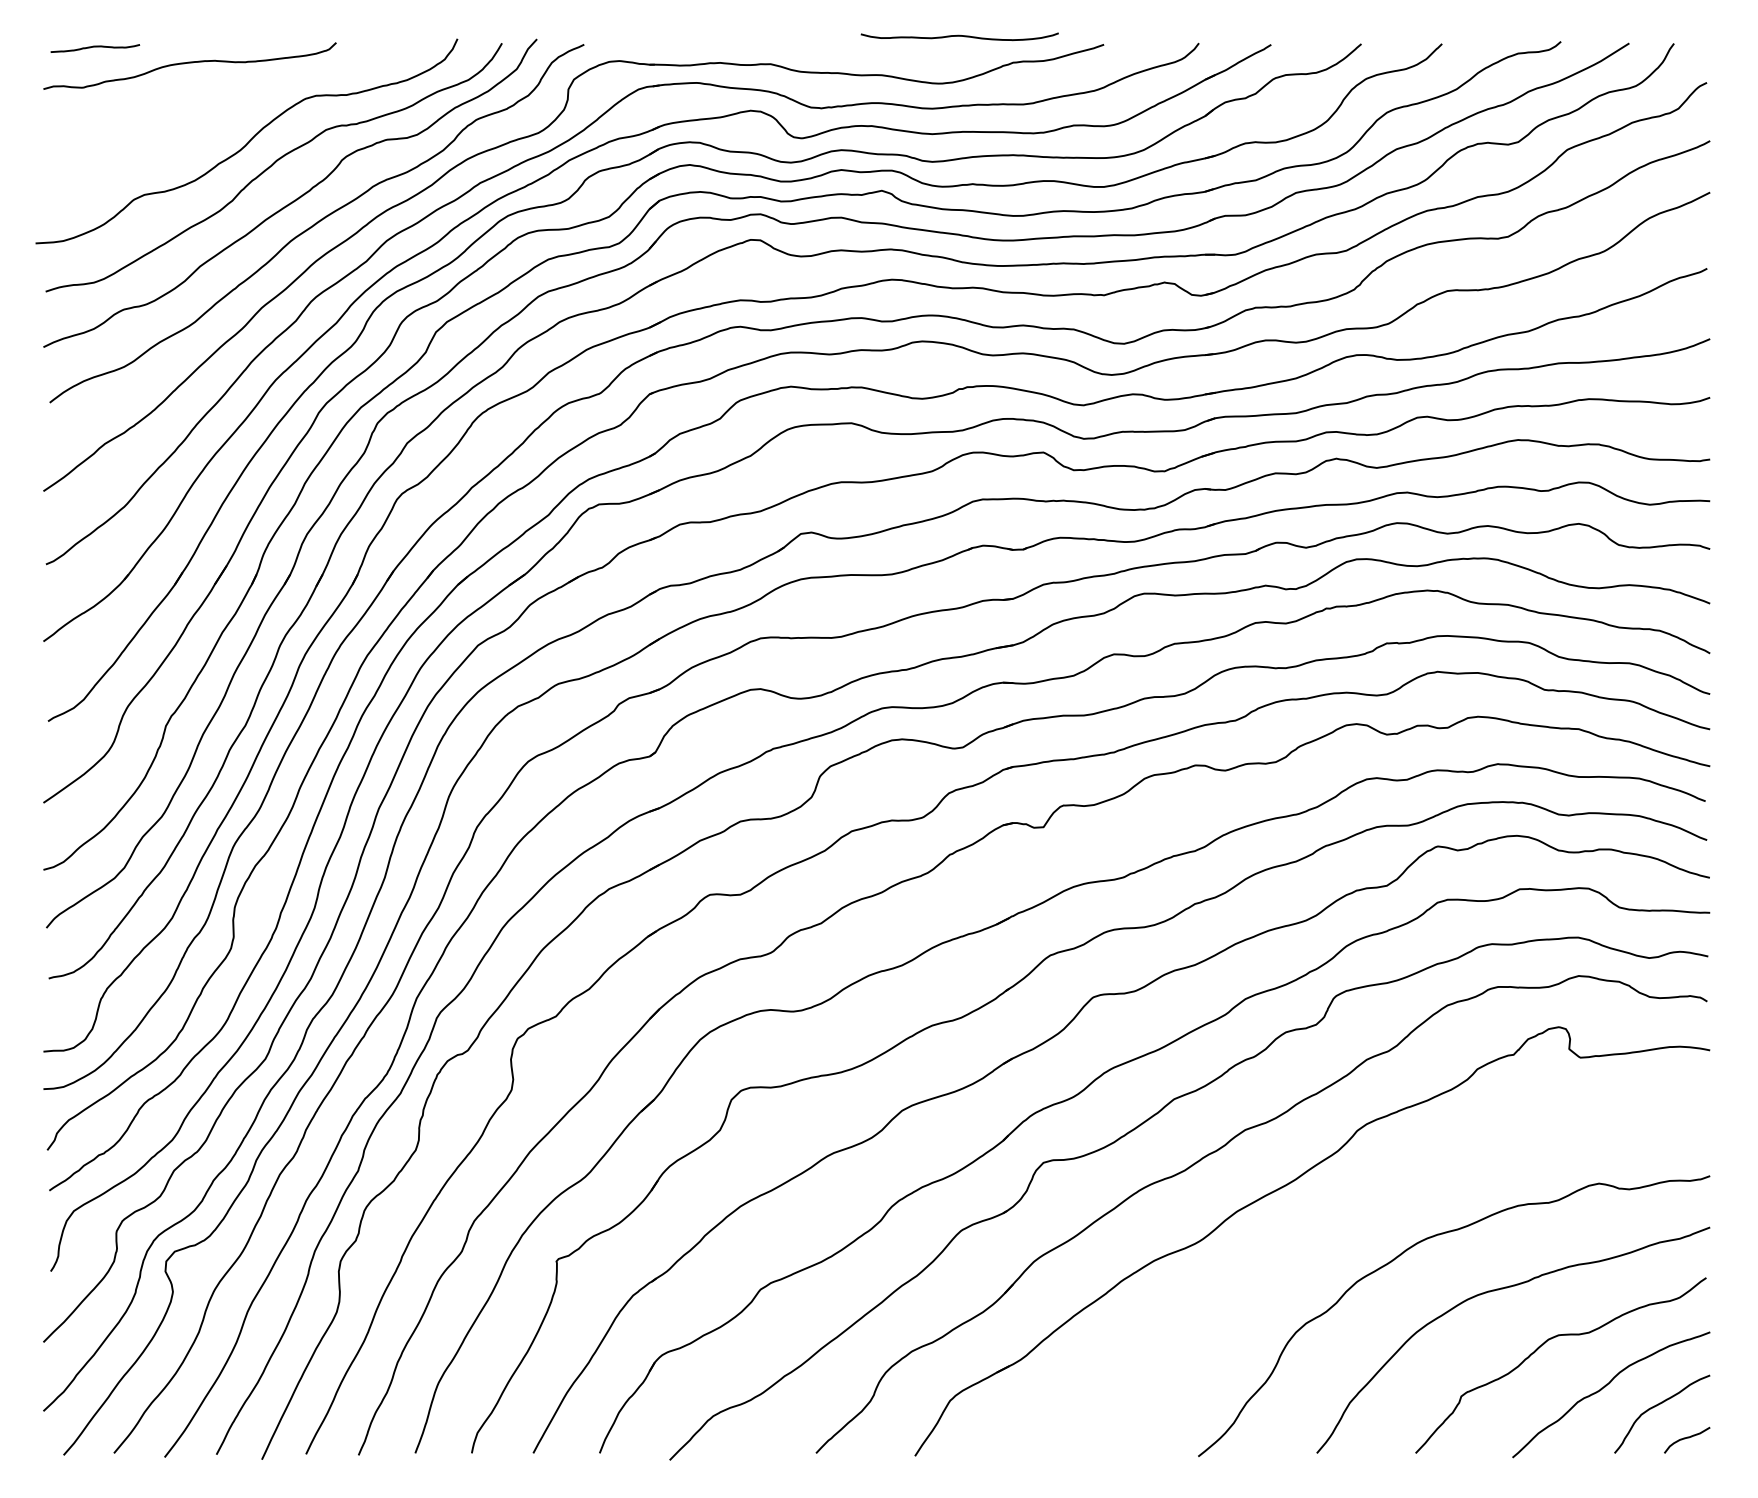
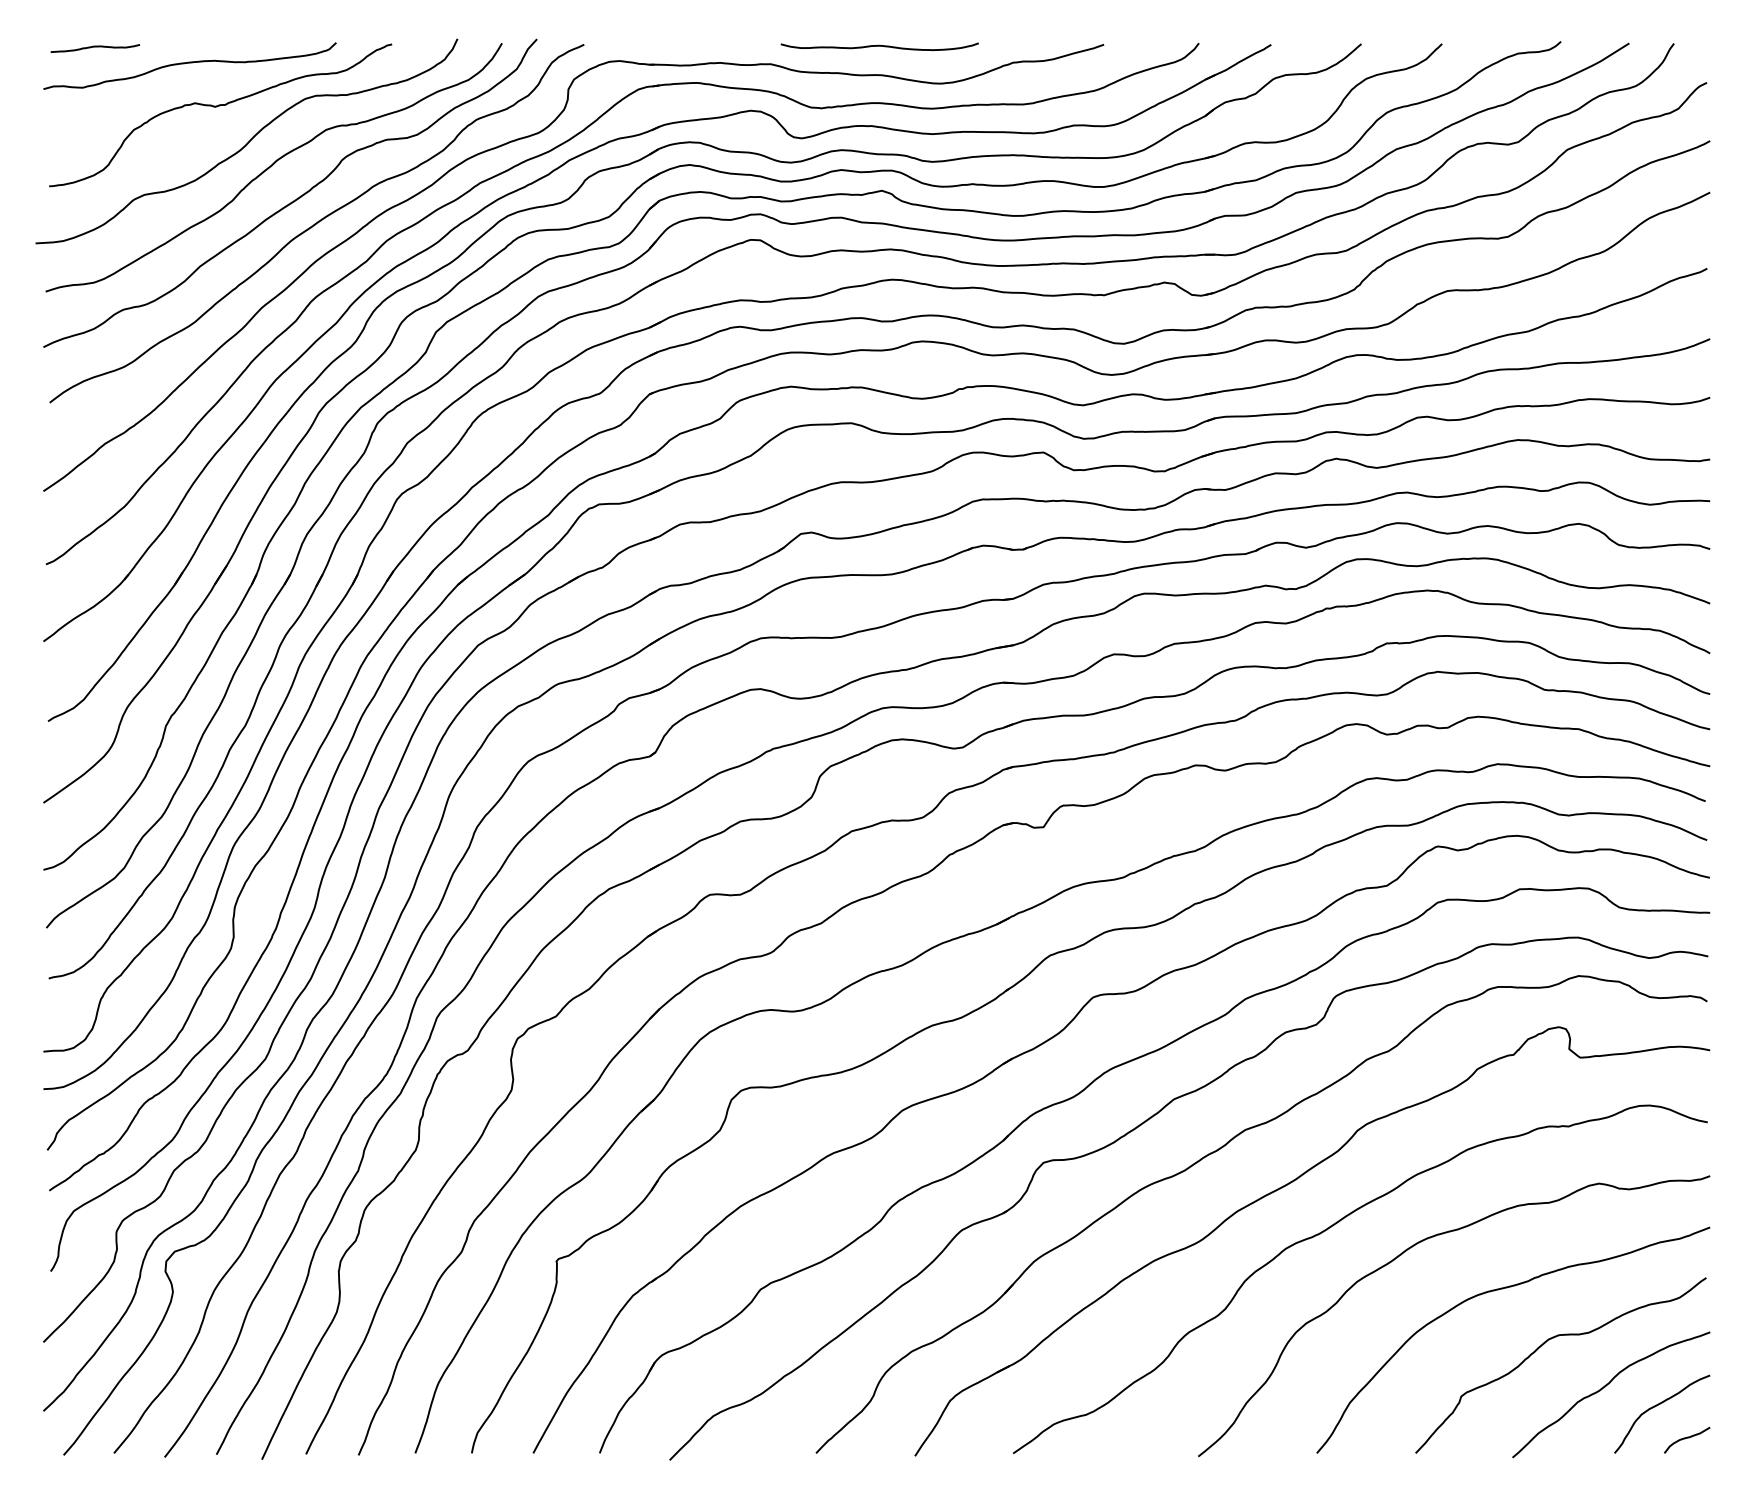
curve position: (959, 36) -> (879, 46) (879, 46)
curve: none -> present (217, 107)
curve: none -> present (1327, 1230)
